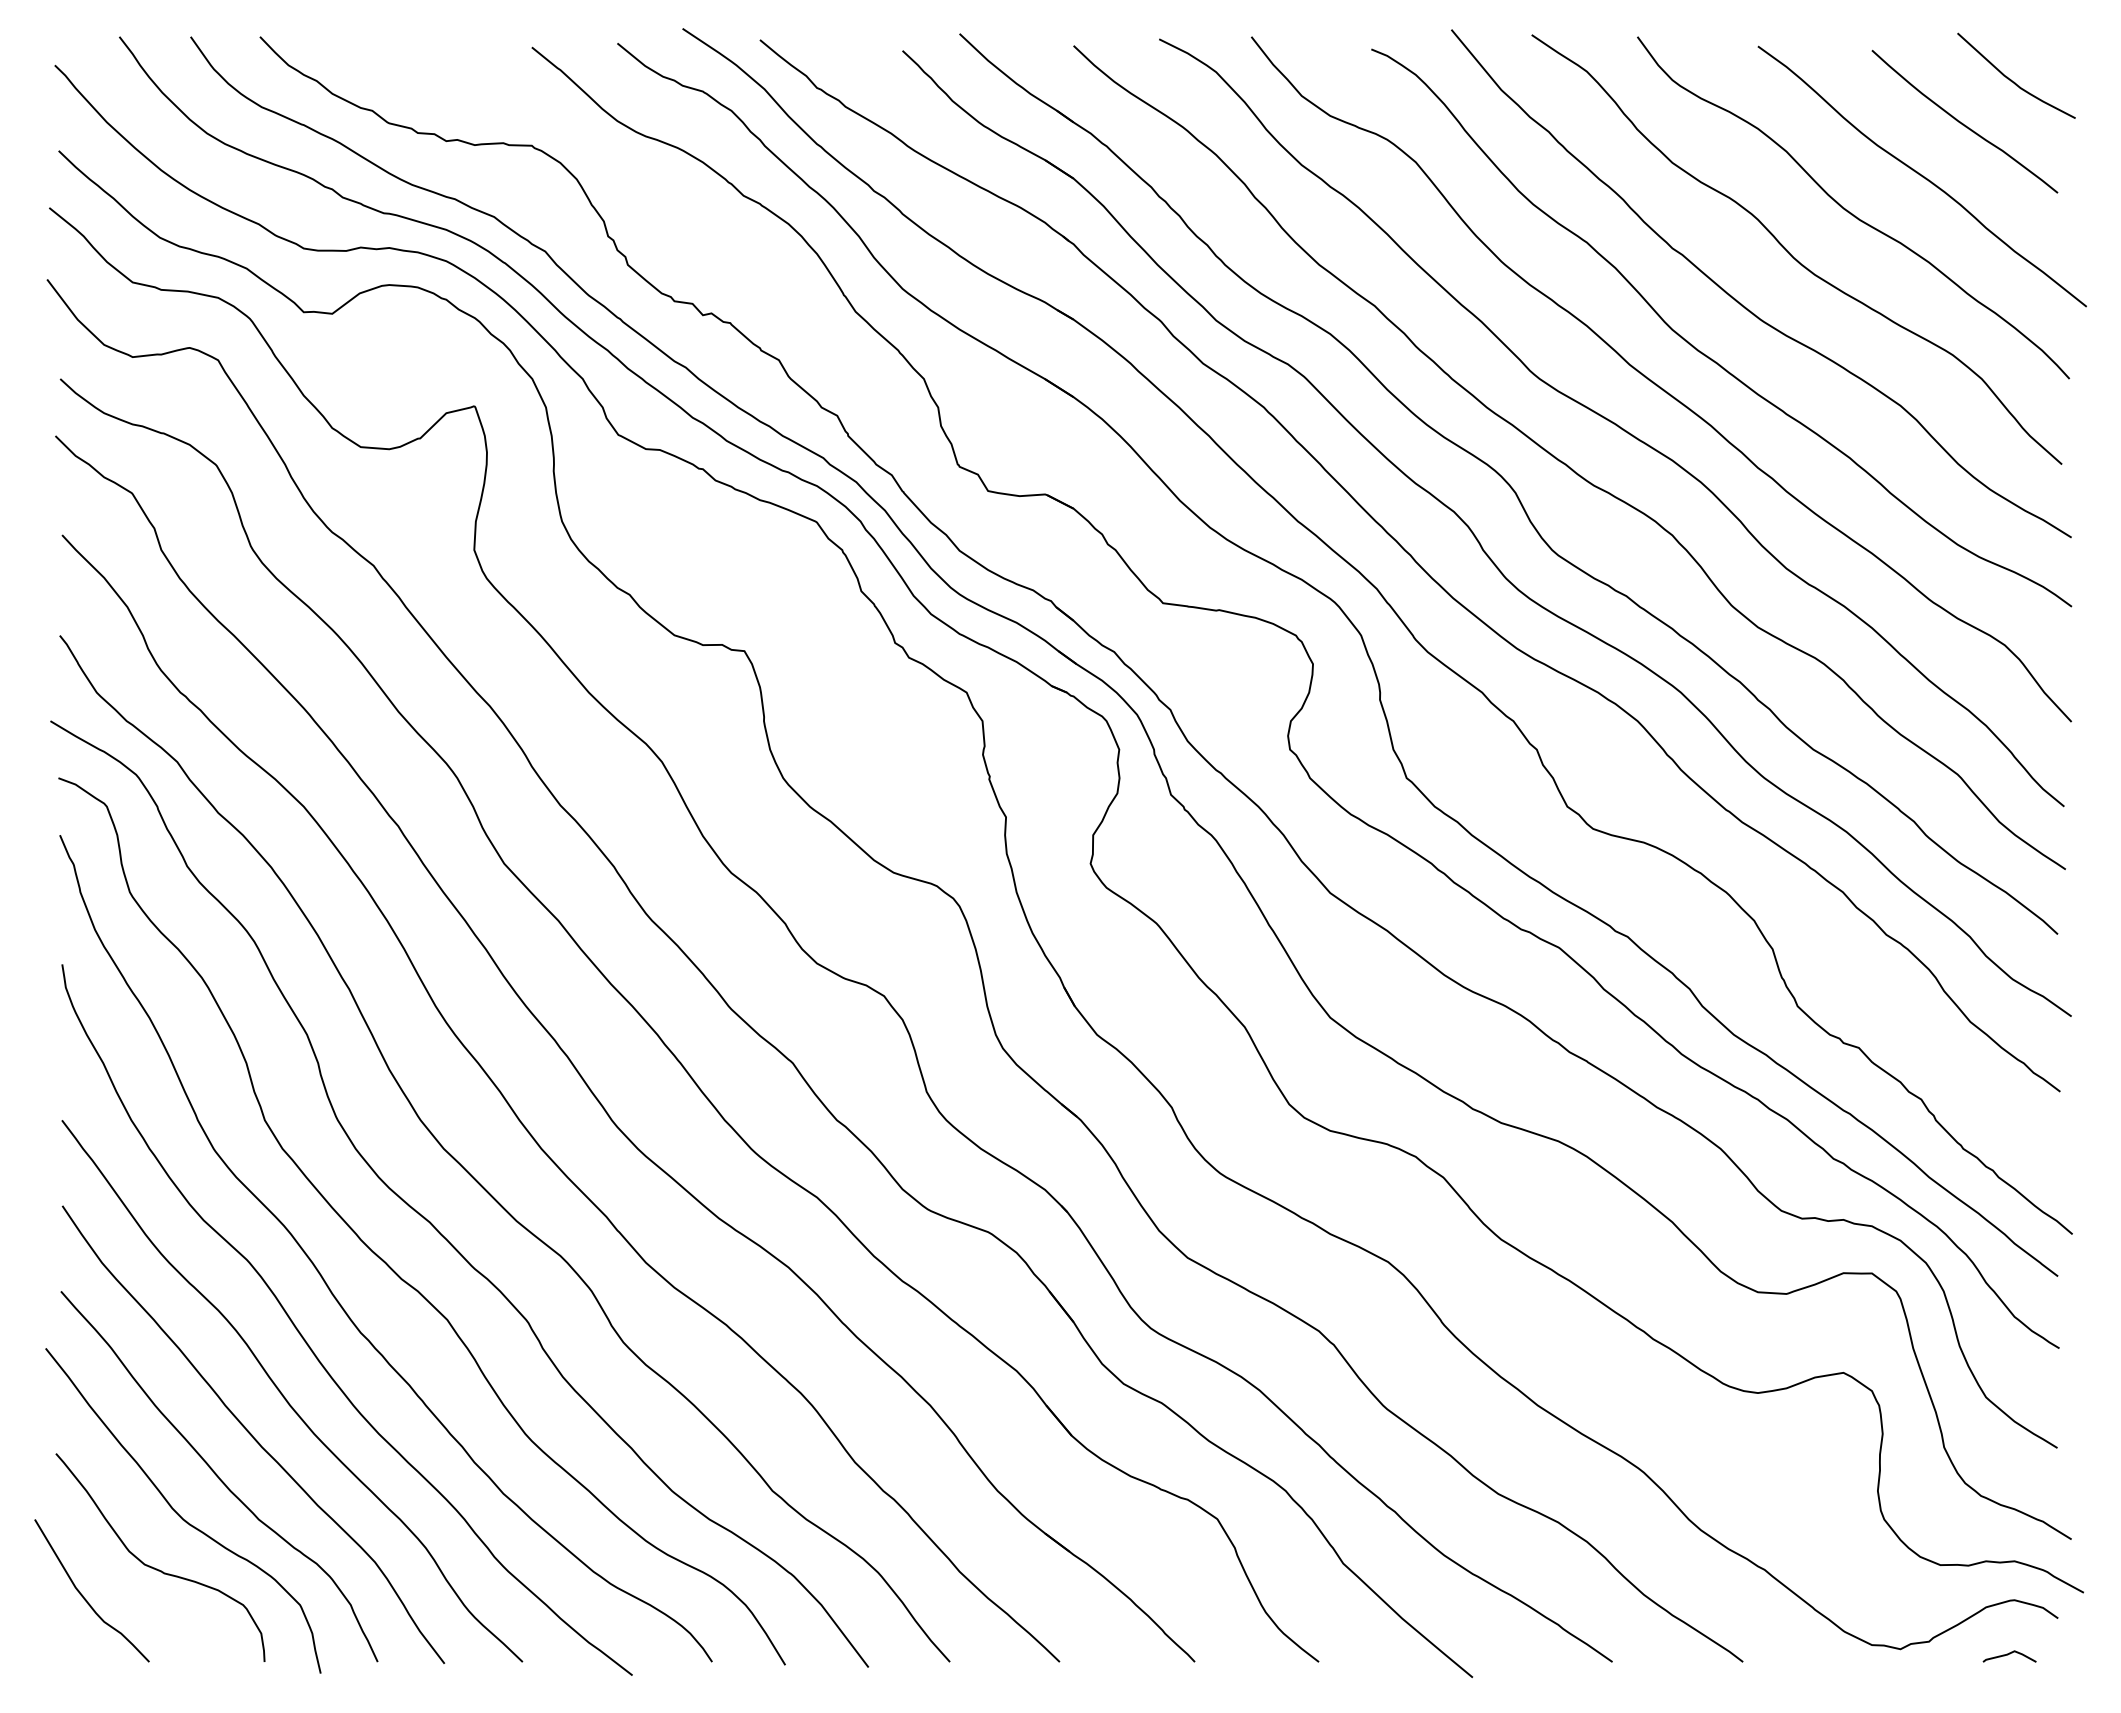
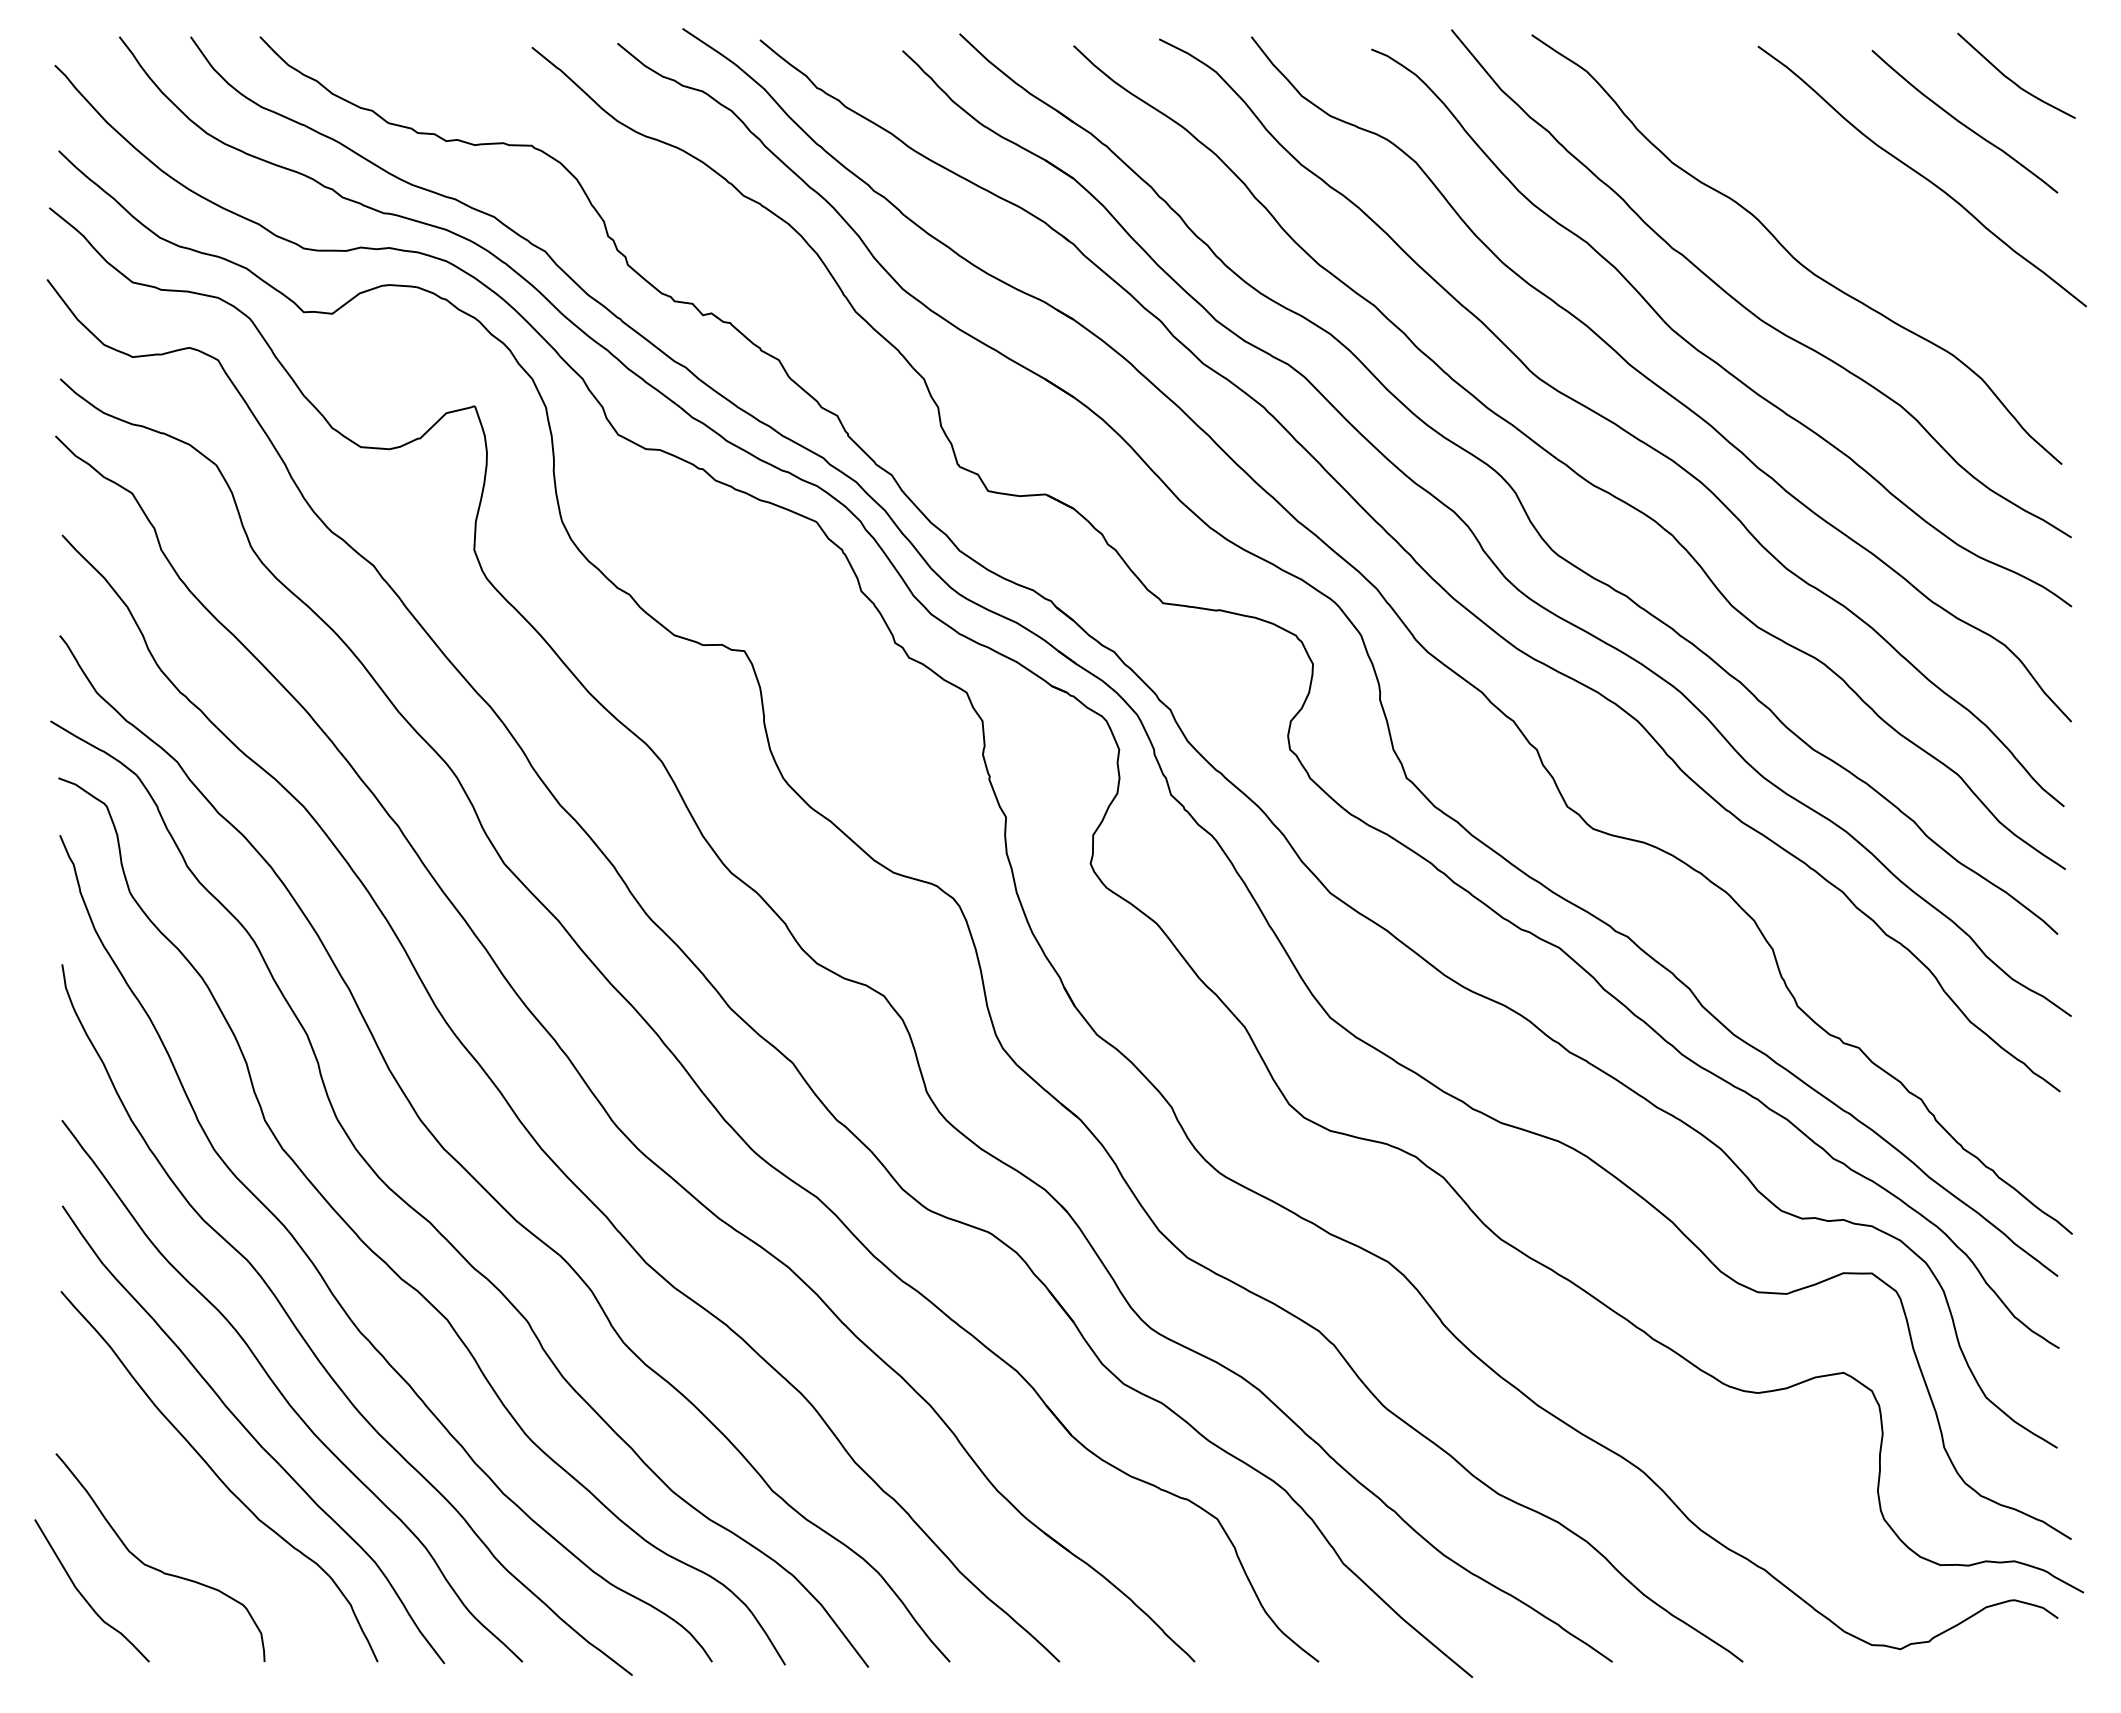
curve: present -> none (1851, 212)
curve: present -> none (179, 1514)
curve: present -> none (2008, 1655)
